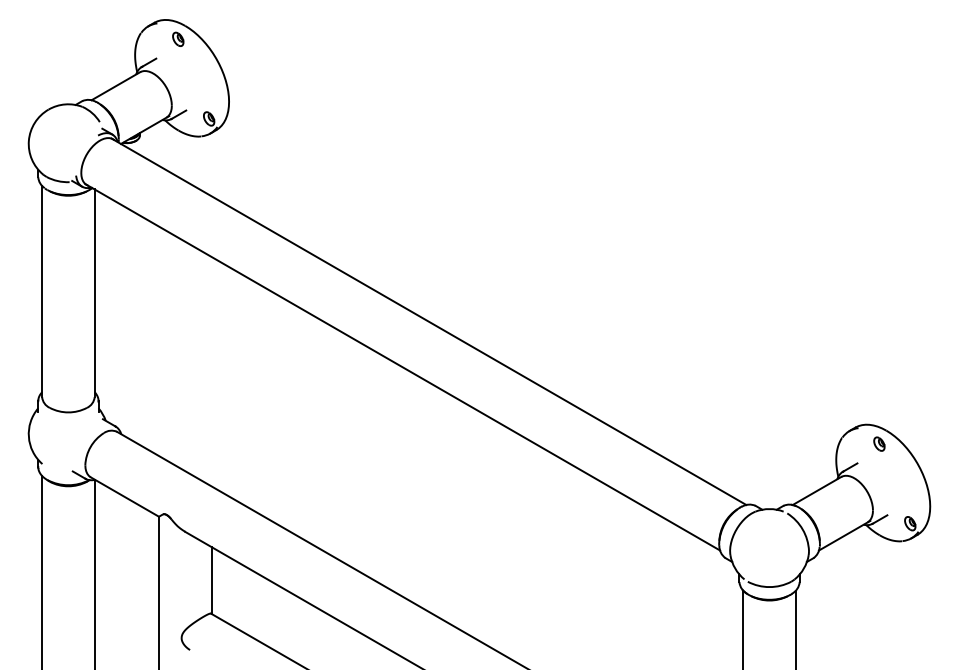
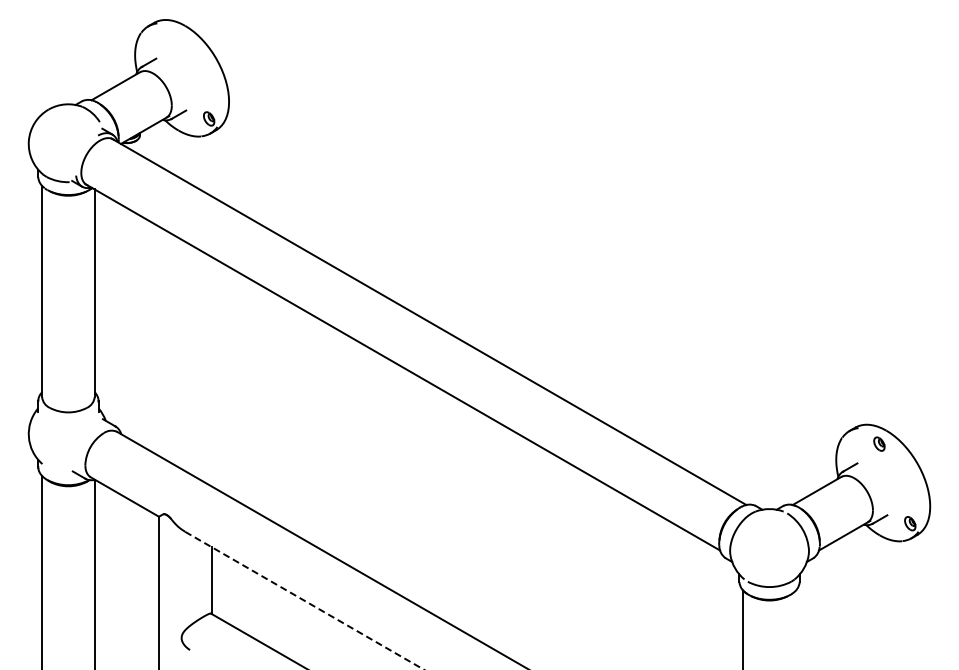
part: present -> none (178, 38)
line: solid -> dashed (304, 600)
line: present -> none (795, 628)
